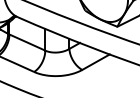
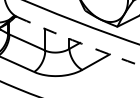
arc: solid -> dashed (78, 42)
